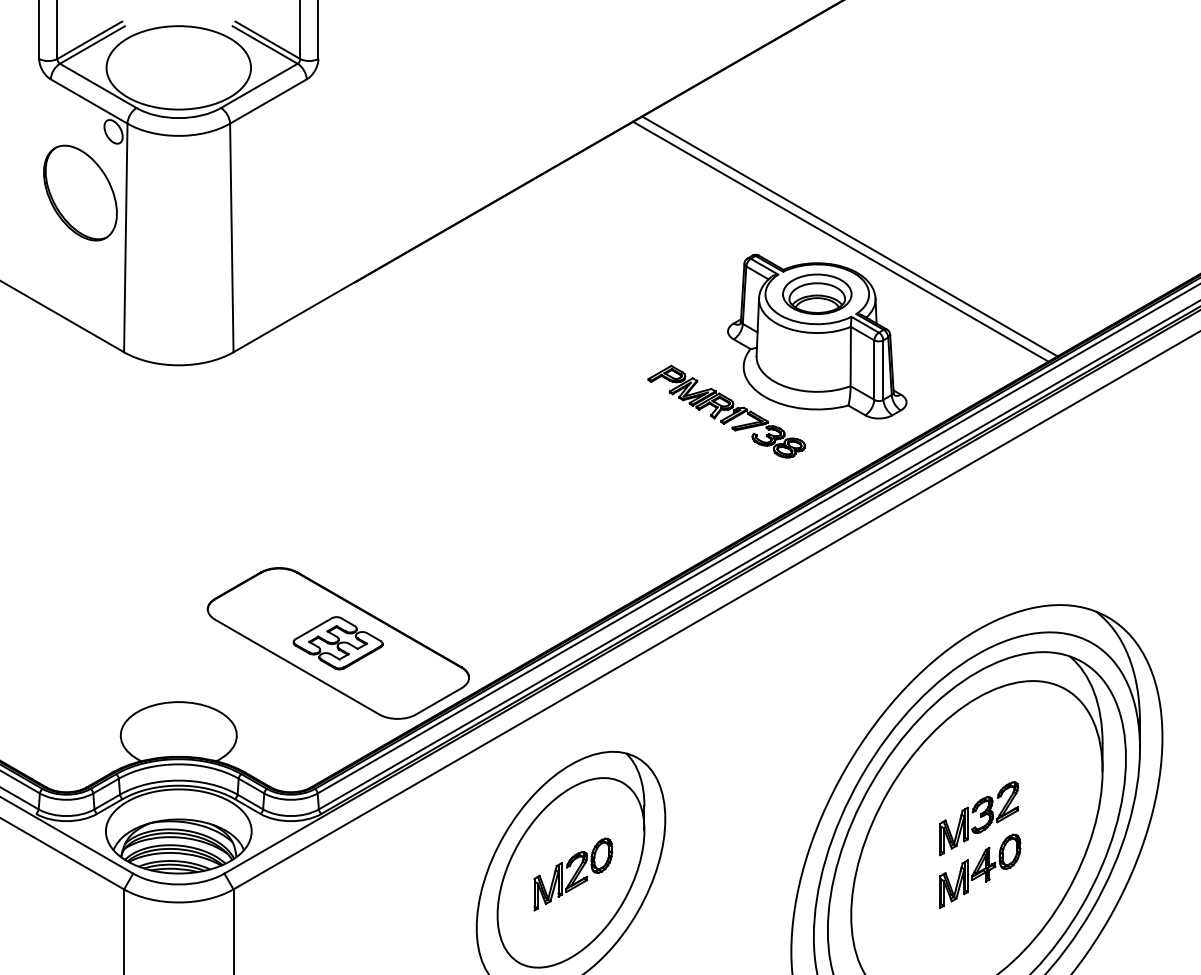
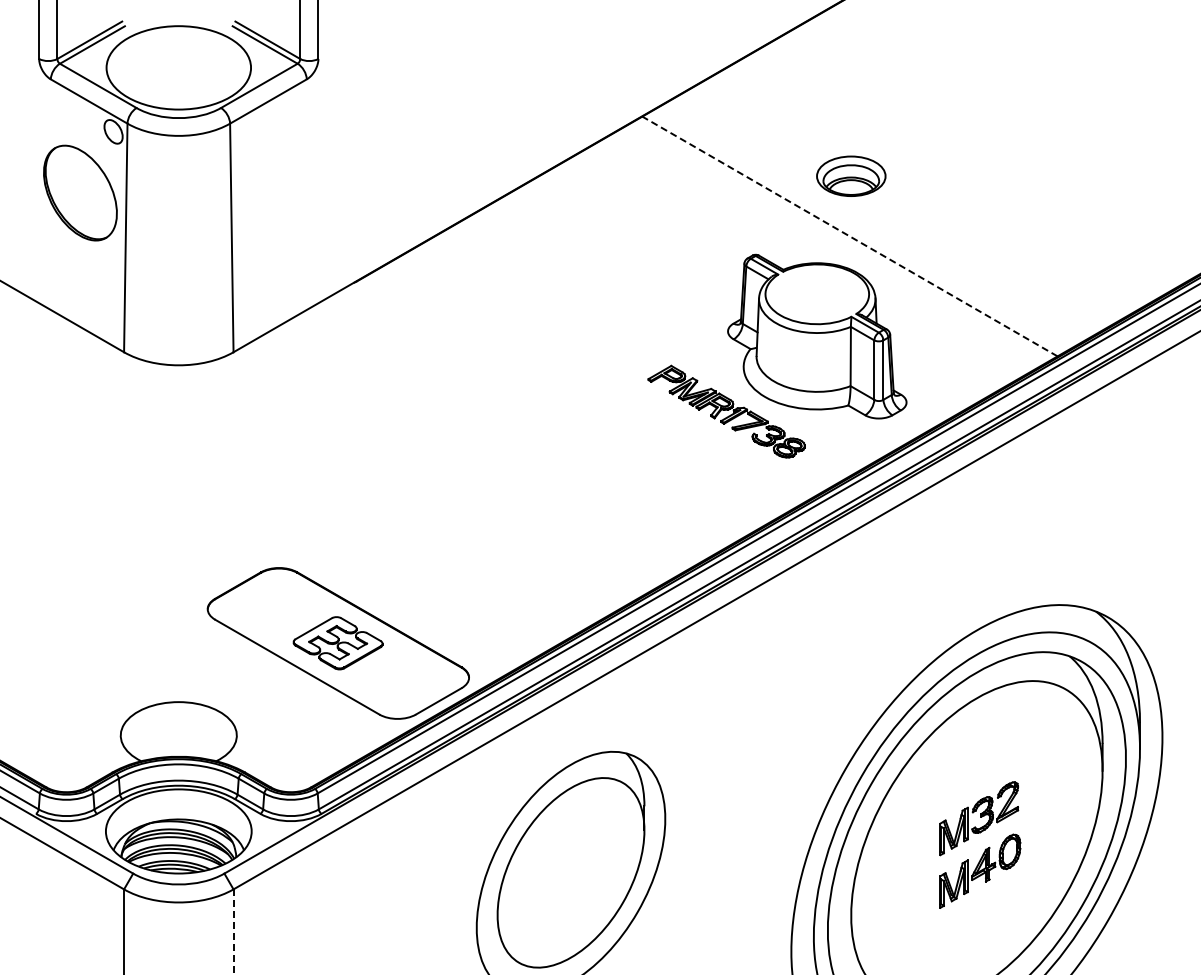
line: solid -> dashed (849, 236)
line: present -> none (840, 241)
part position: (817, 293) -> (851, 175) (851, 175)
part: present -> none (573, 874)
line: solid -> dashed (233, 932)
